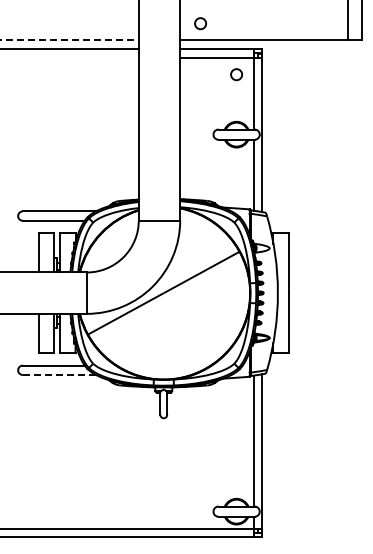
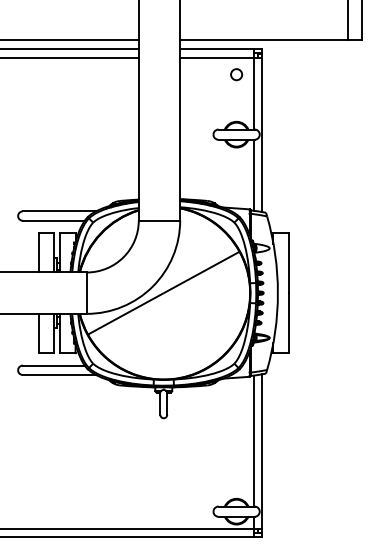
circle: present -> none (200, 23)
line: dashed -> solid (69, 40)
line: none -> present (70, 57)
line: dashed -> solid (59, 375)
